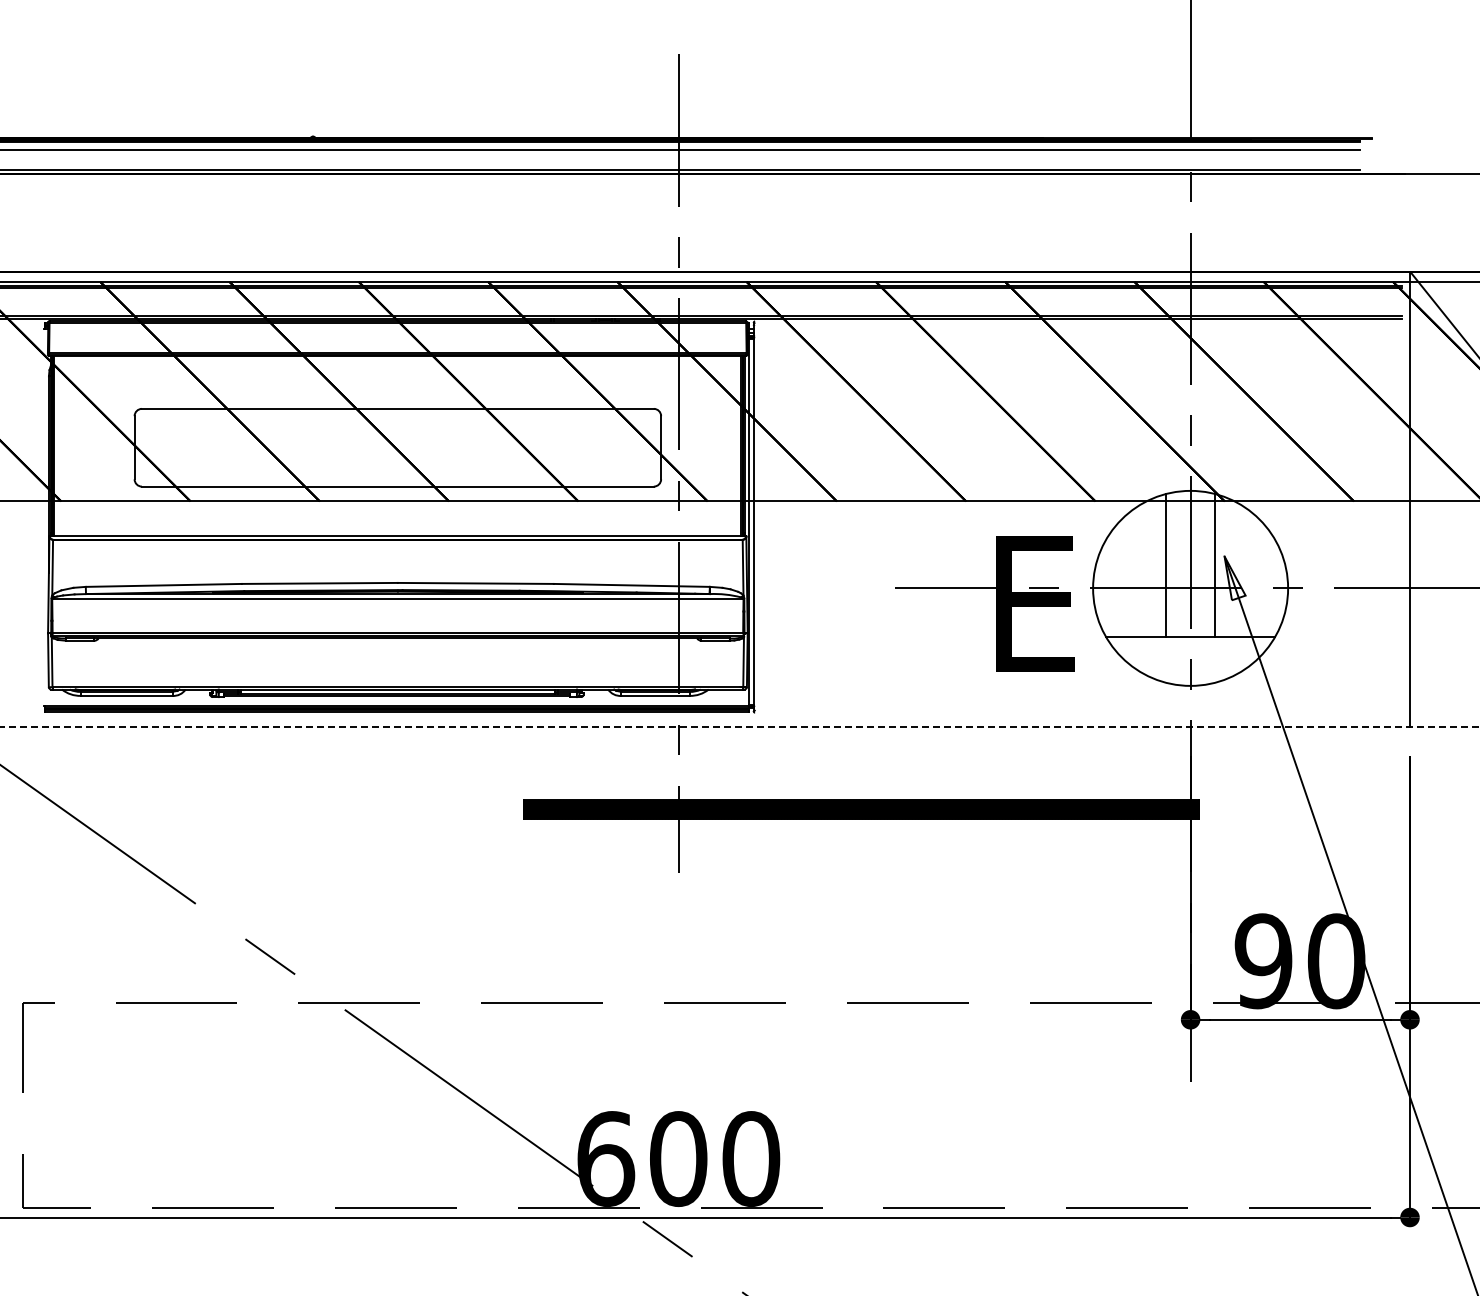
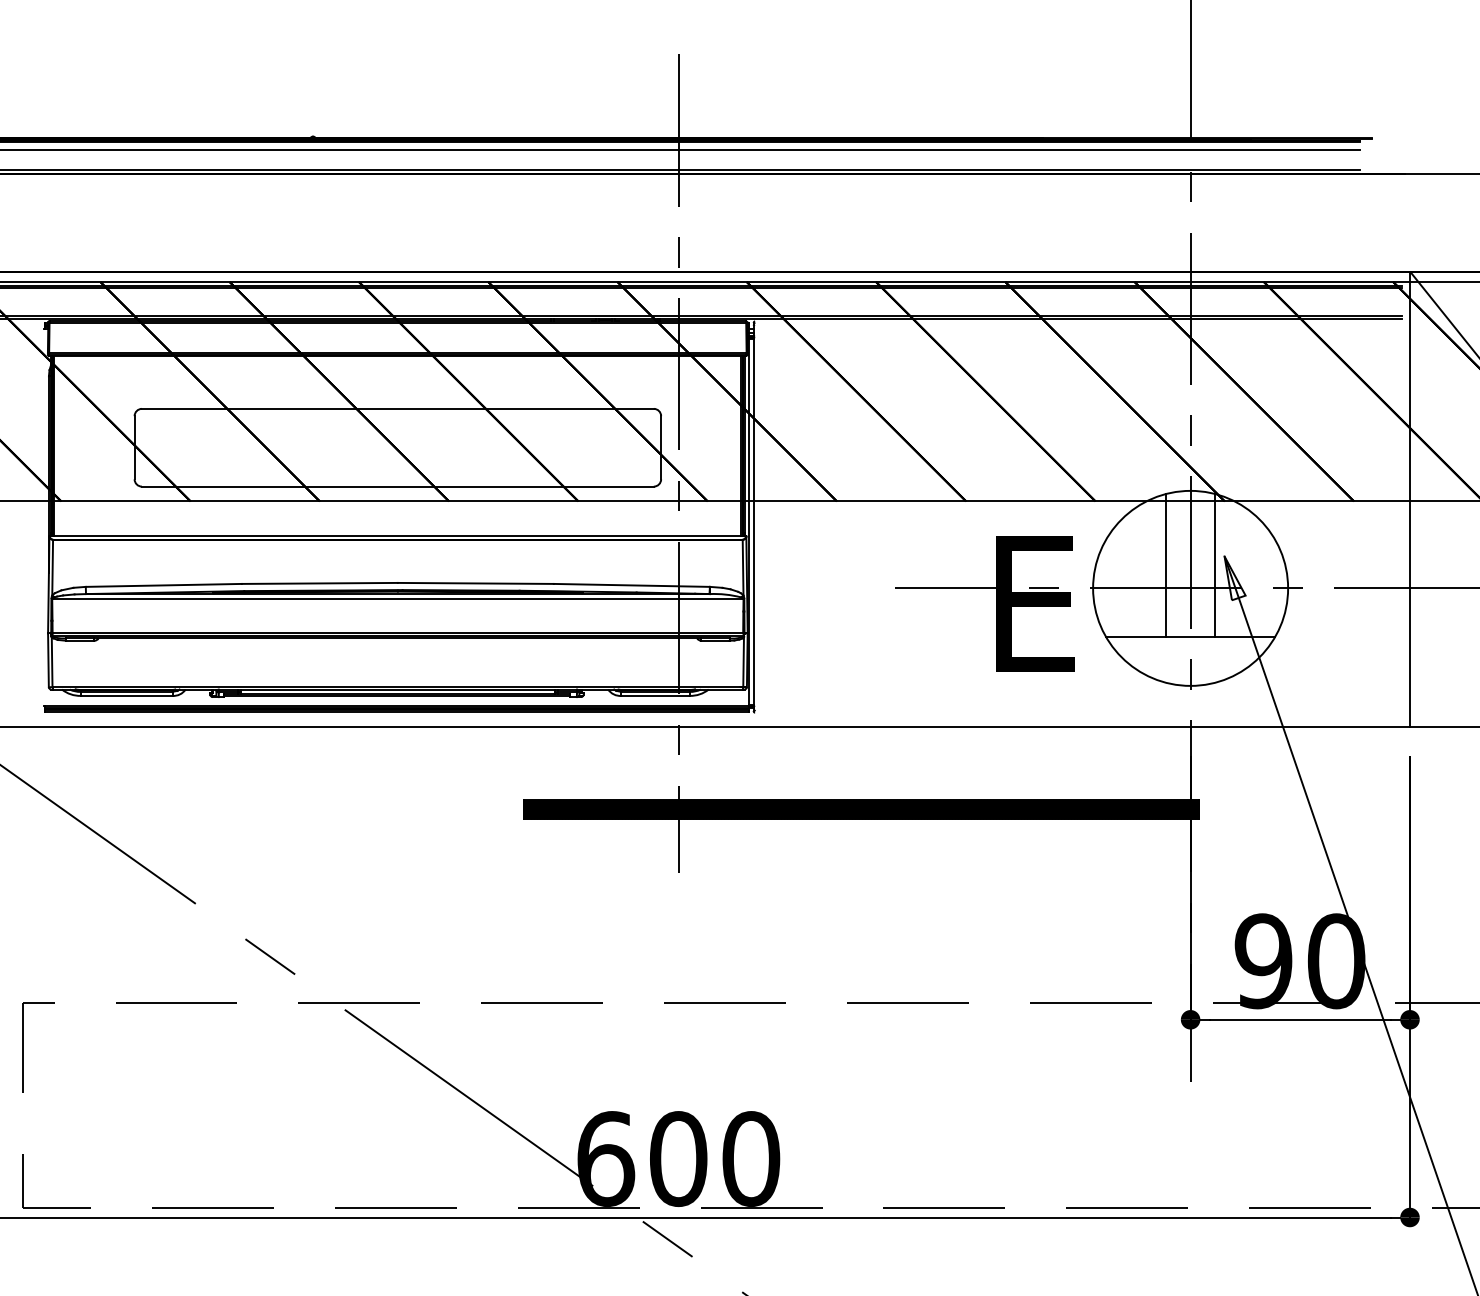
line: dashed -> solid (740, 727)
